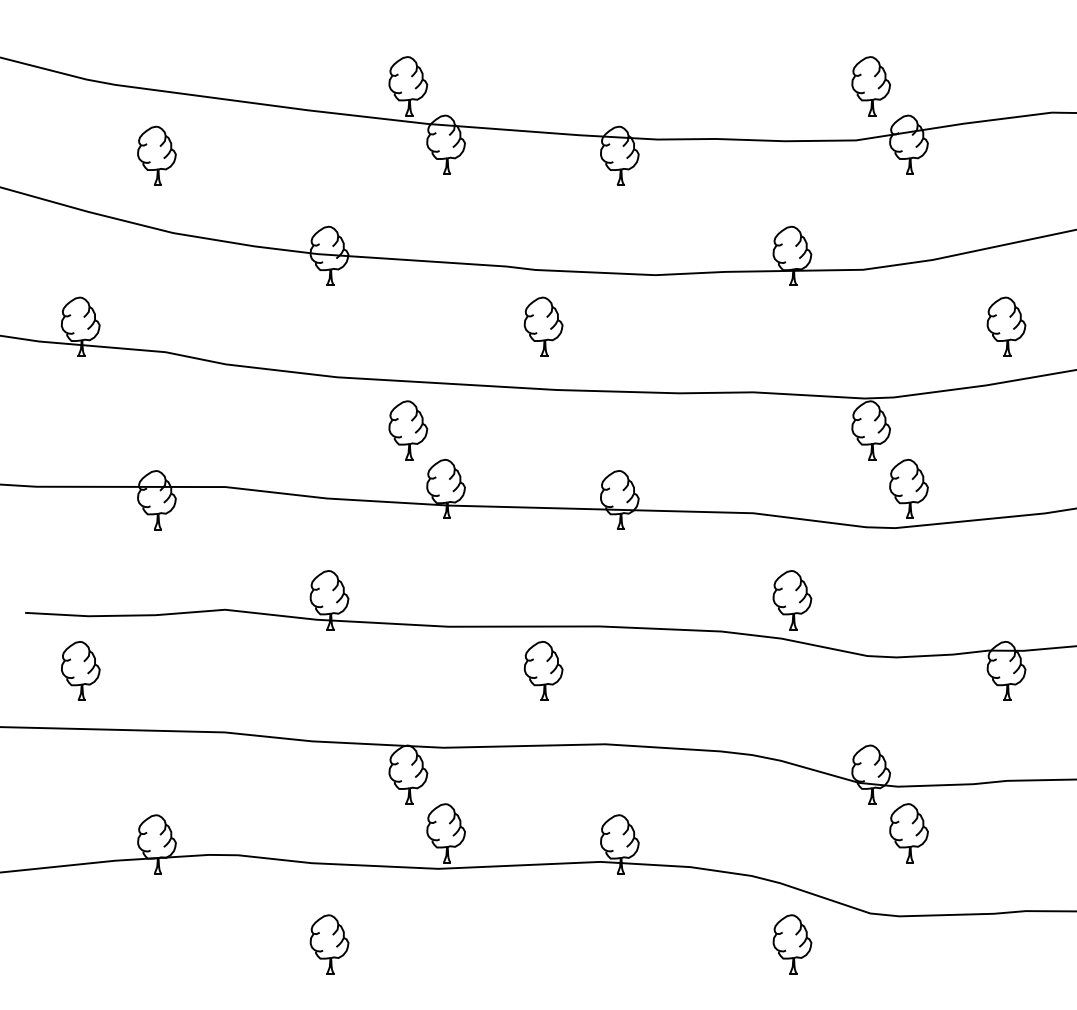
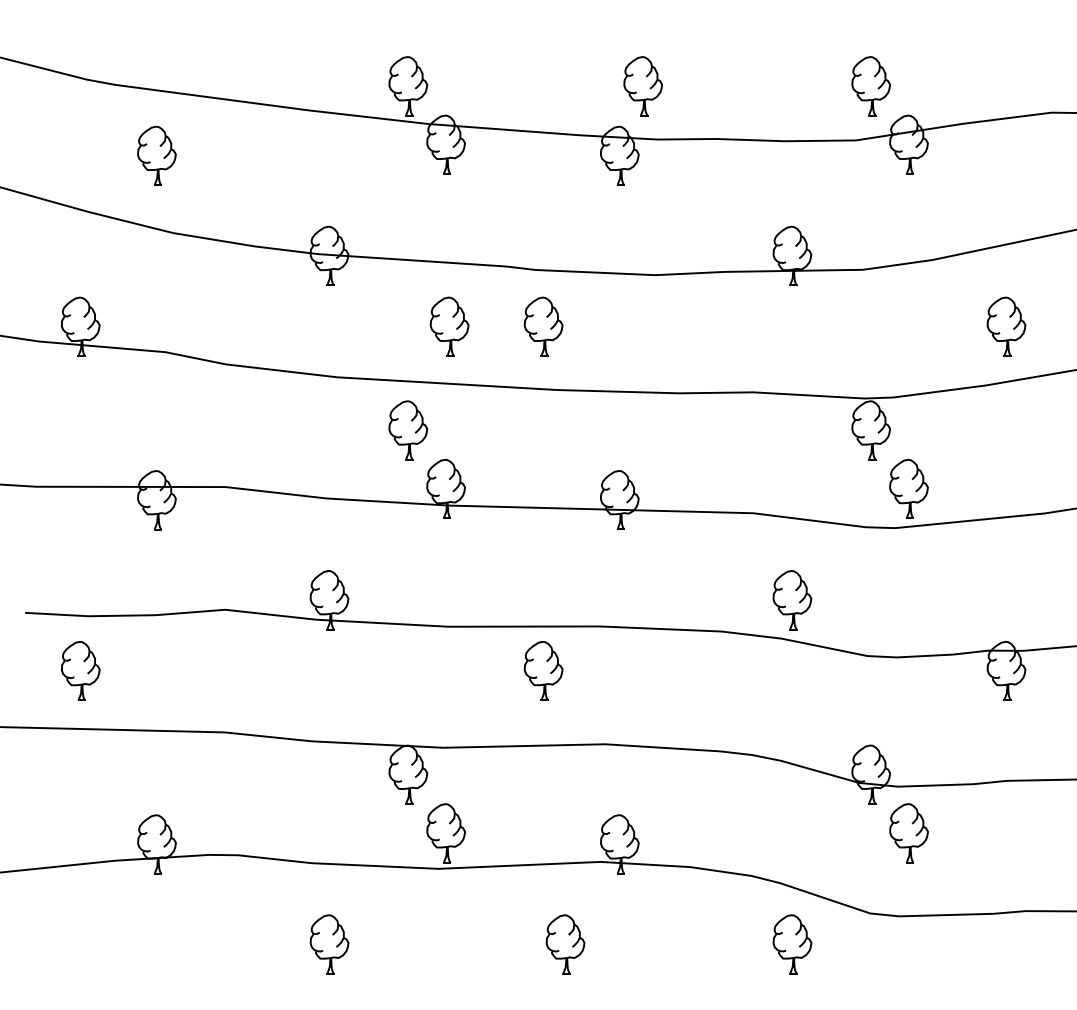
part: none -> present (642, 86)
part: none -> present (449, 326)
part: none -> present (565, 944)
